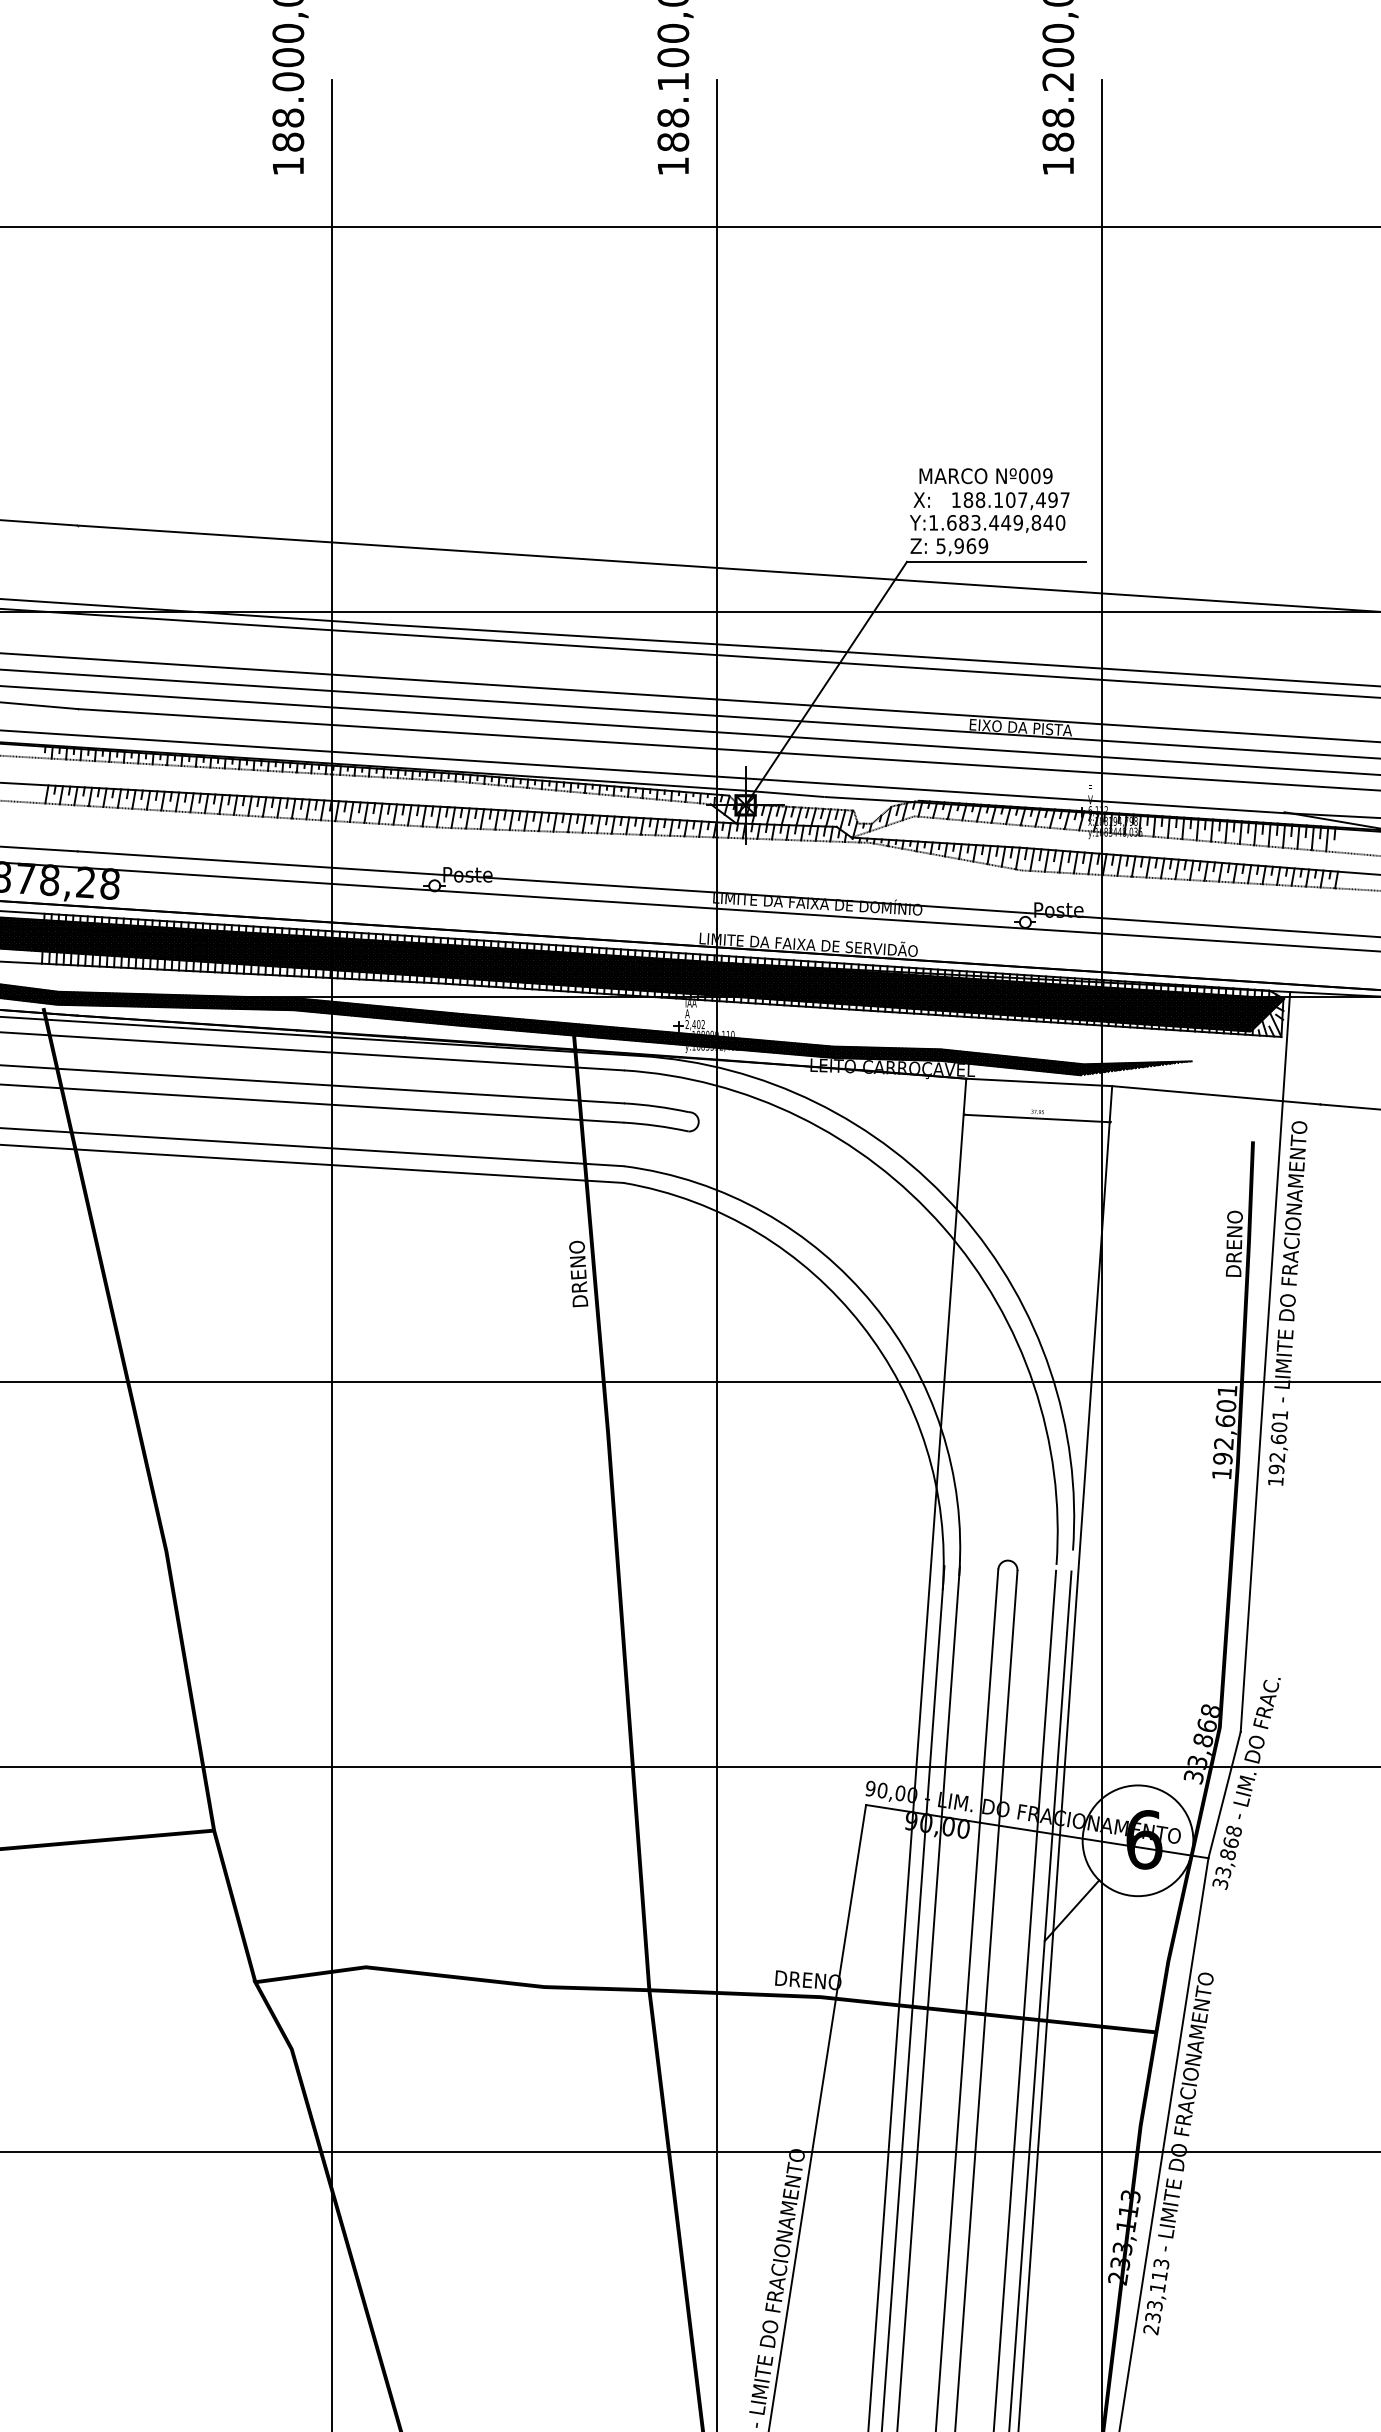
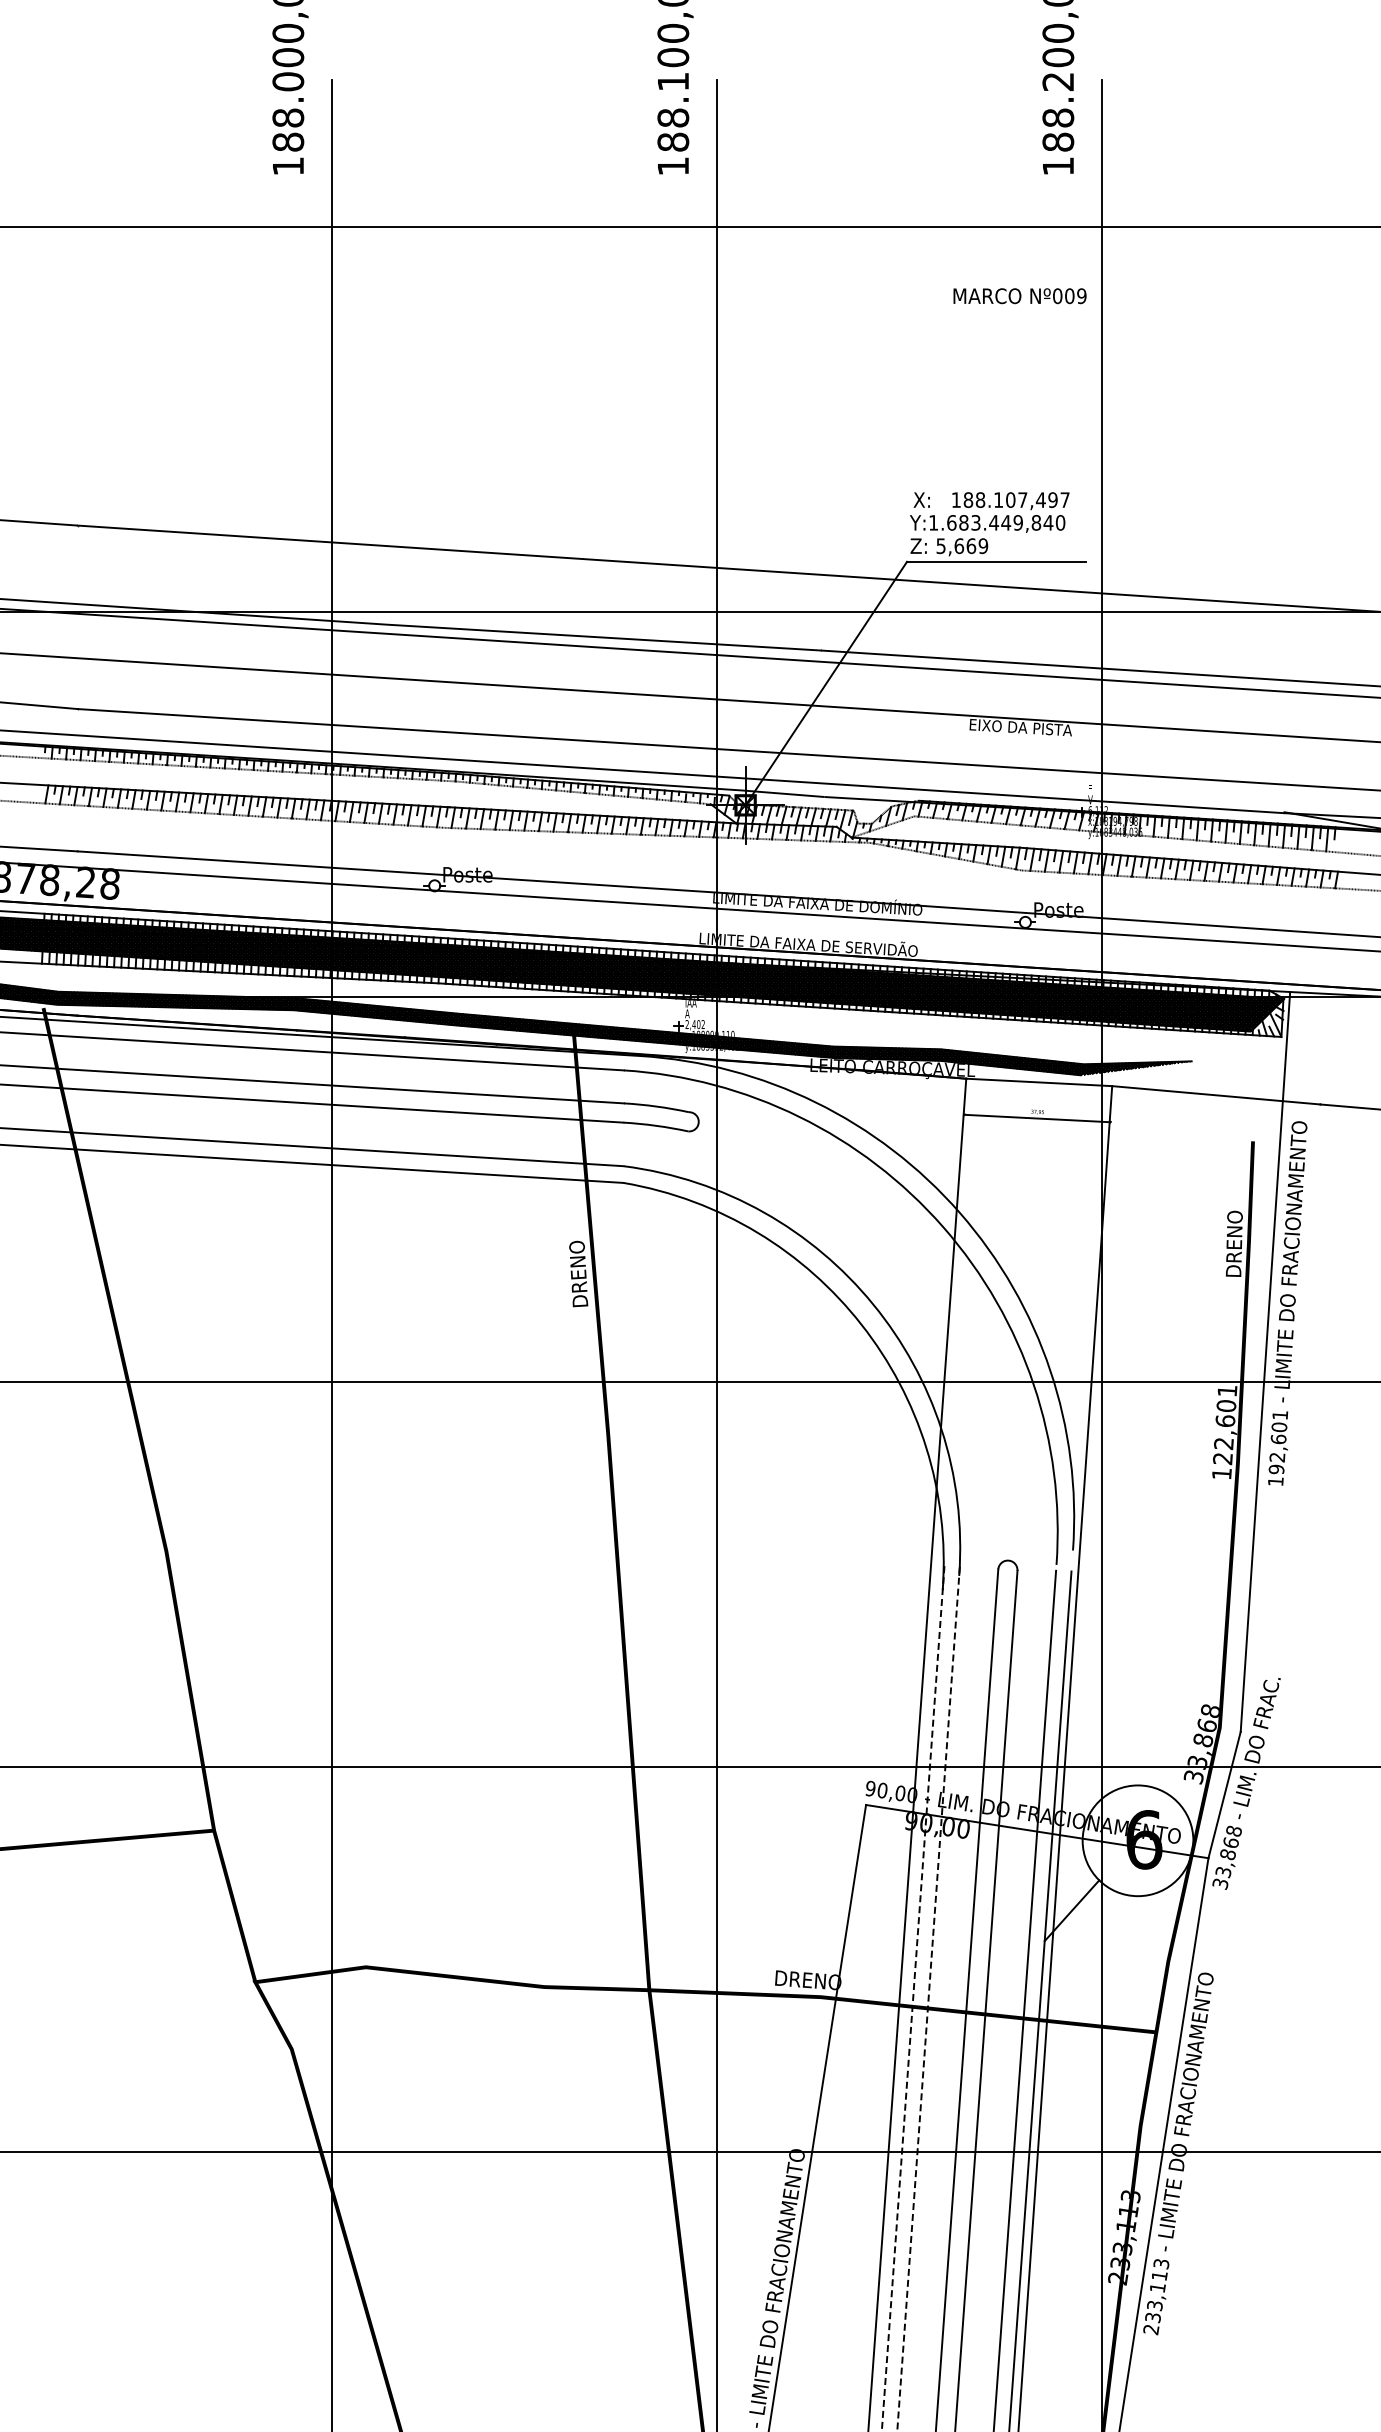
text position: (985, 476) -> (1019, 296) (1019, 296)
text: 5,969 -> 5,669 (959, 546)
line: present -> none (689, 713)
line: present -> none (689, 730)
text: 192,601 -> 122,601 (1222, 1459)
line: solid -> dashed (913, 1998)
line: solid -> dashed (928, 1999)
